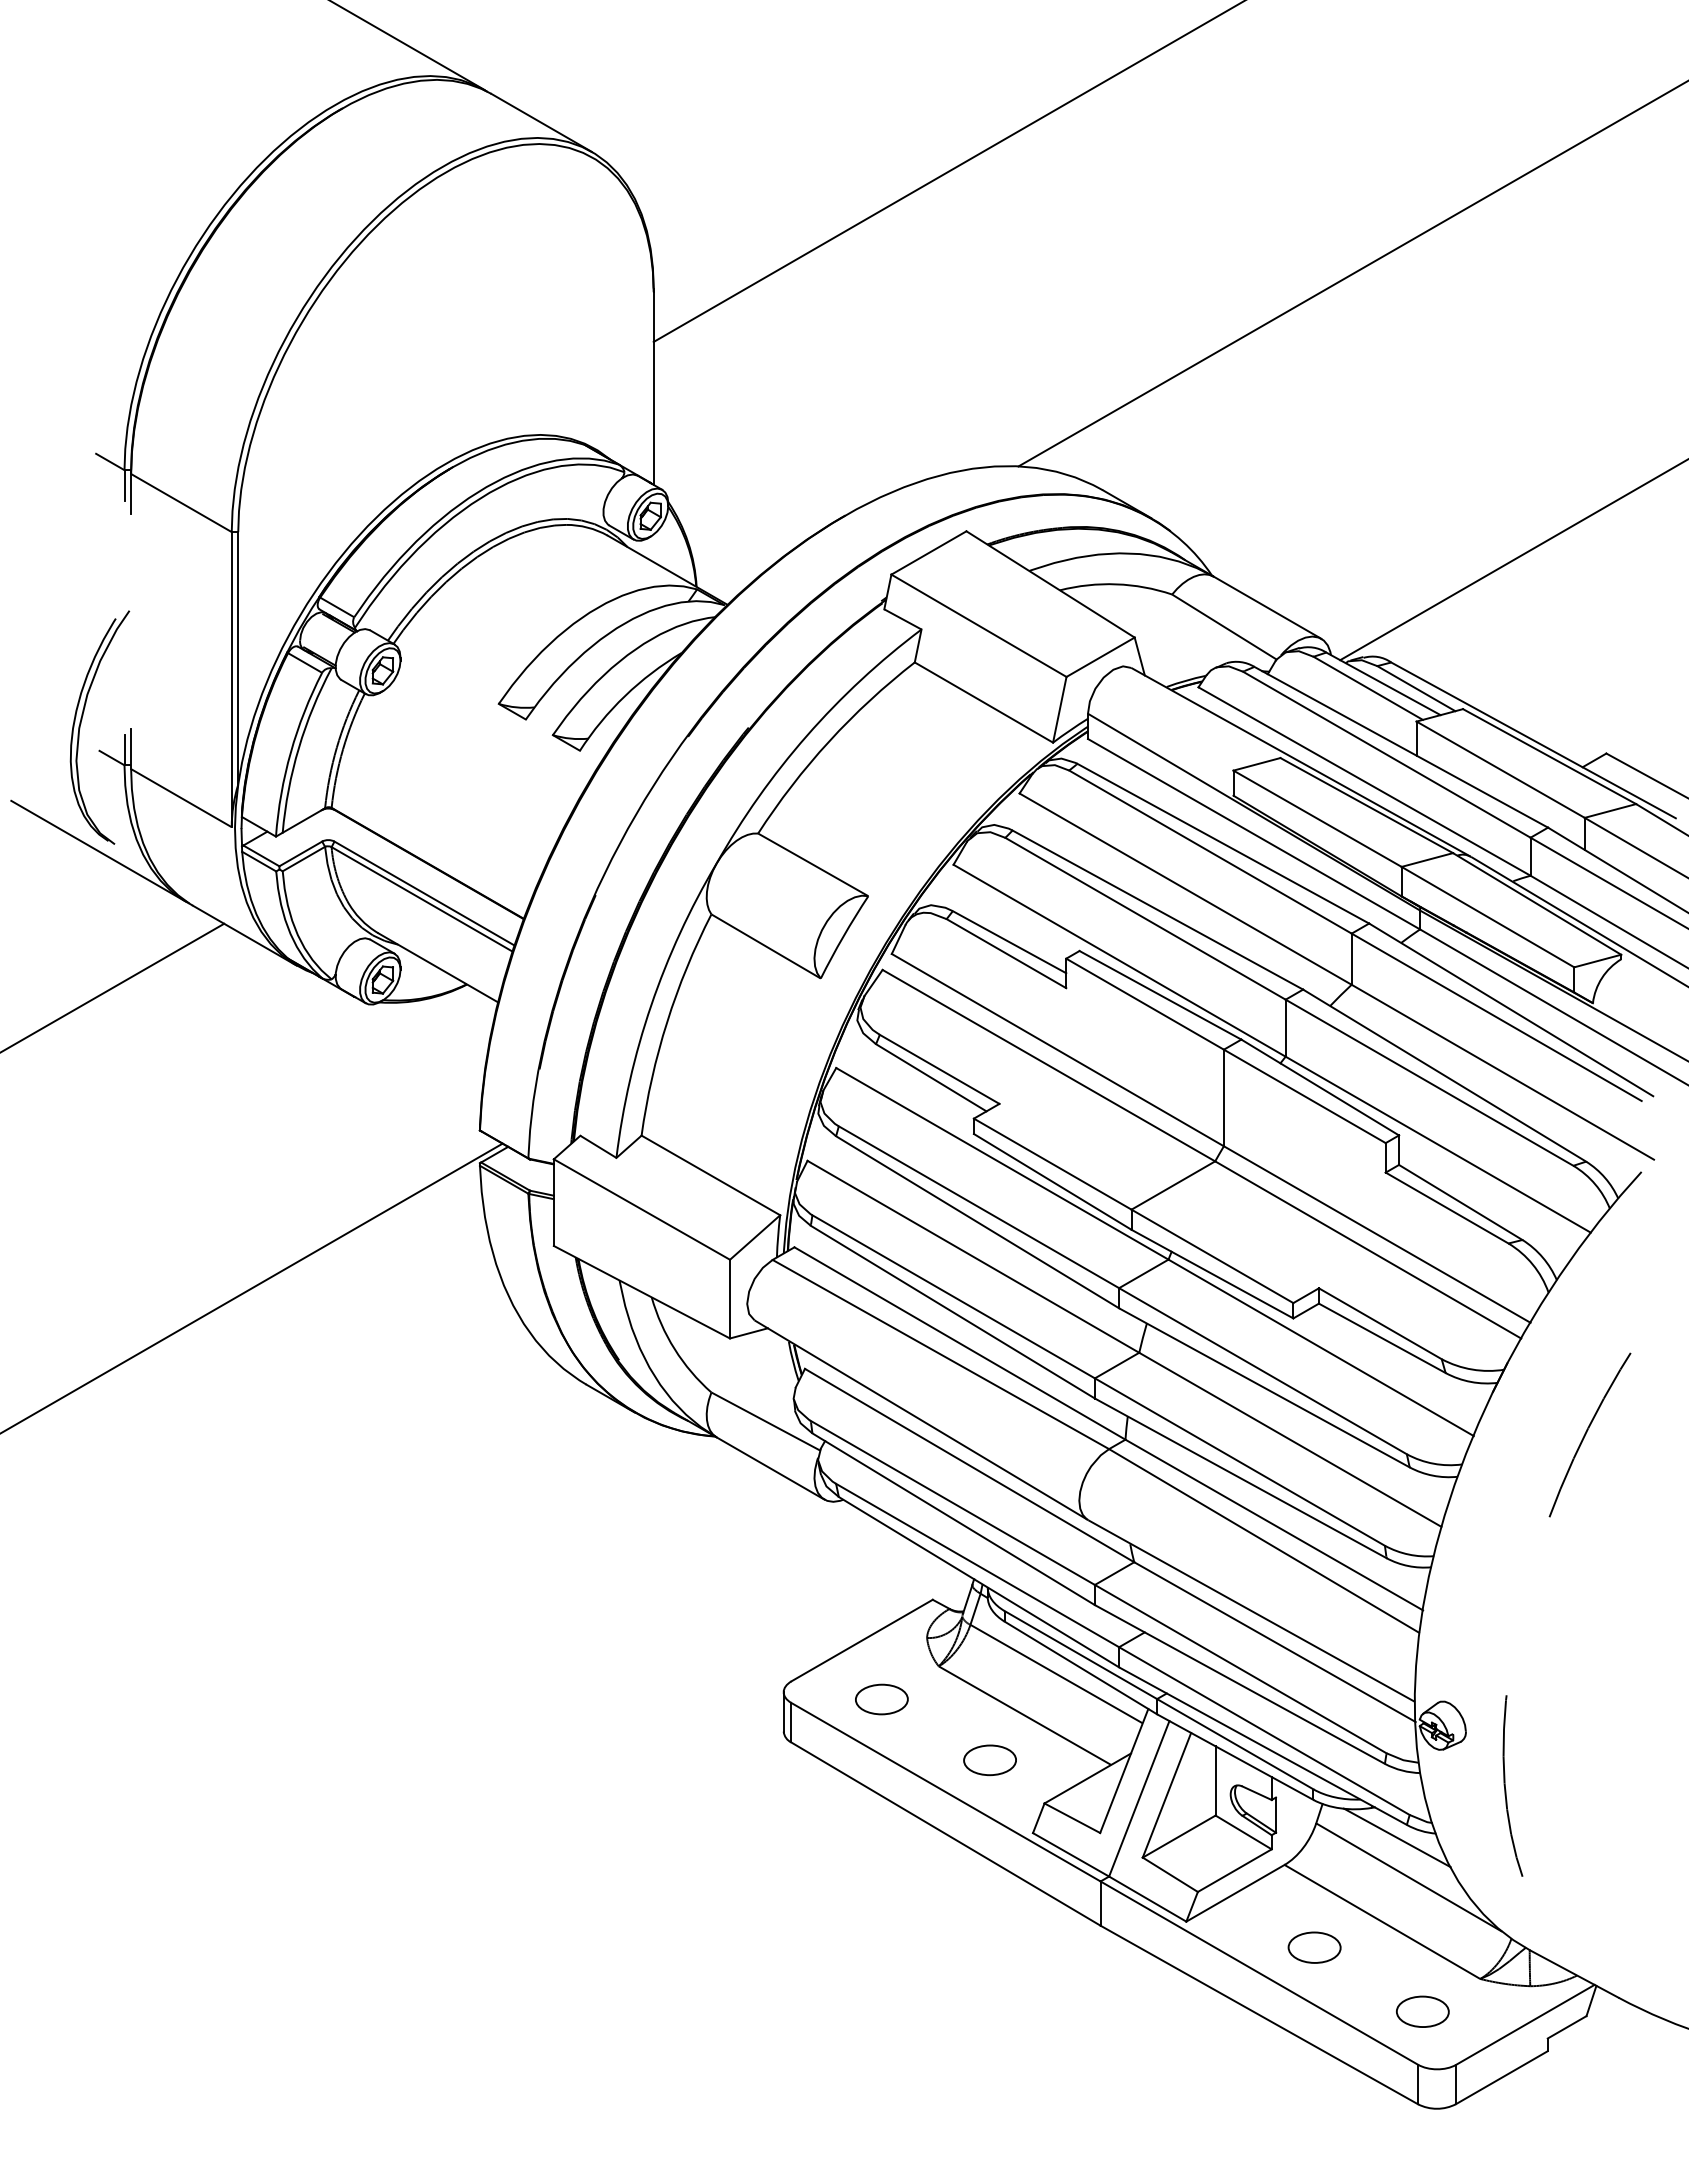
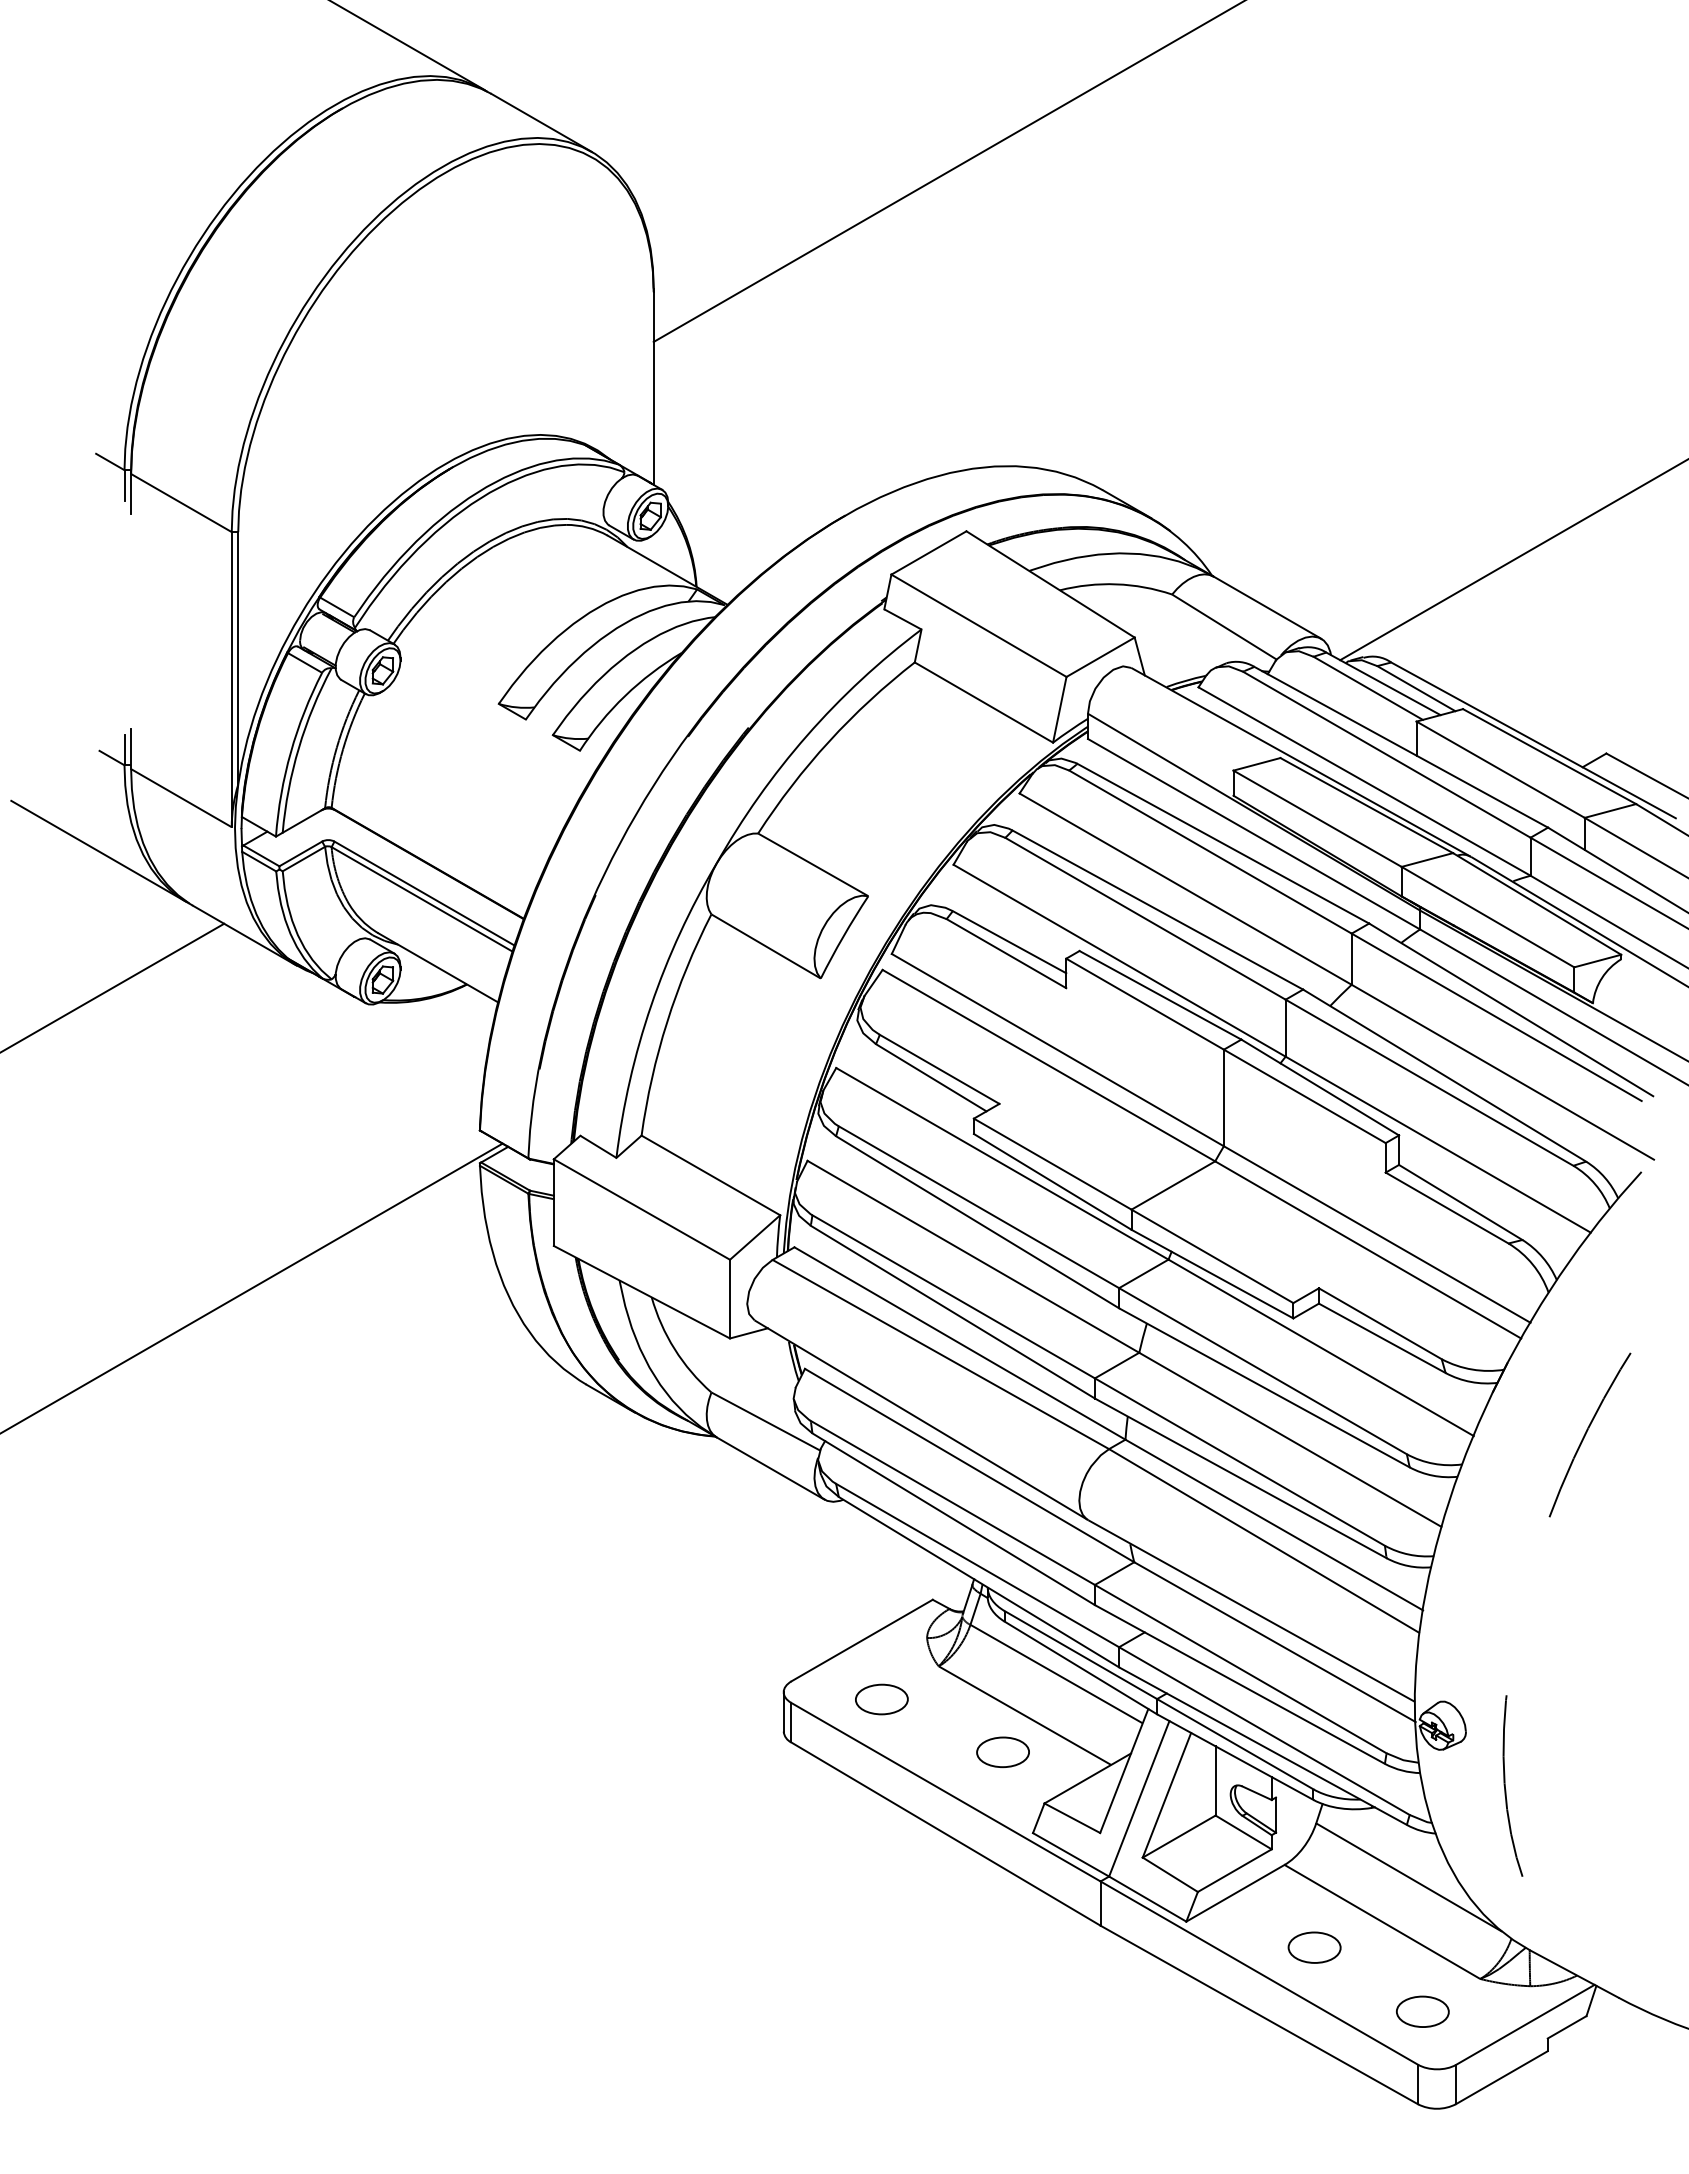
line: present -> none (1351, 274)
part: present -> none (81, 724)
part position: (989, 1760) -> (1002, 1752) (1002, 1752)
line: present -> none (1397, 1837)
